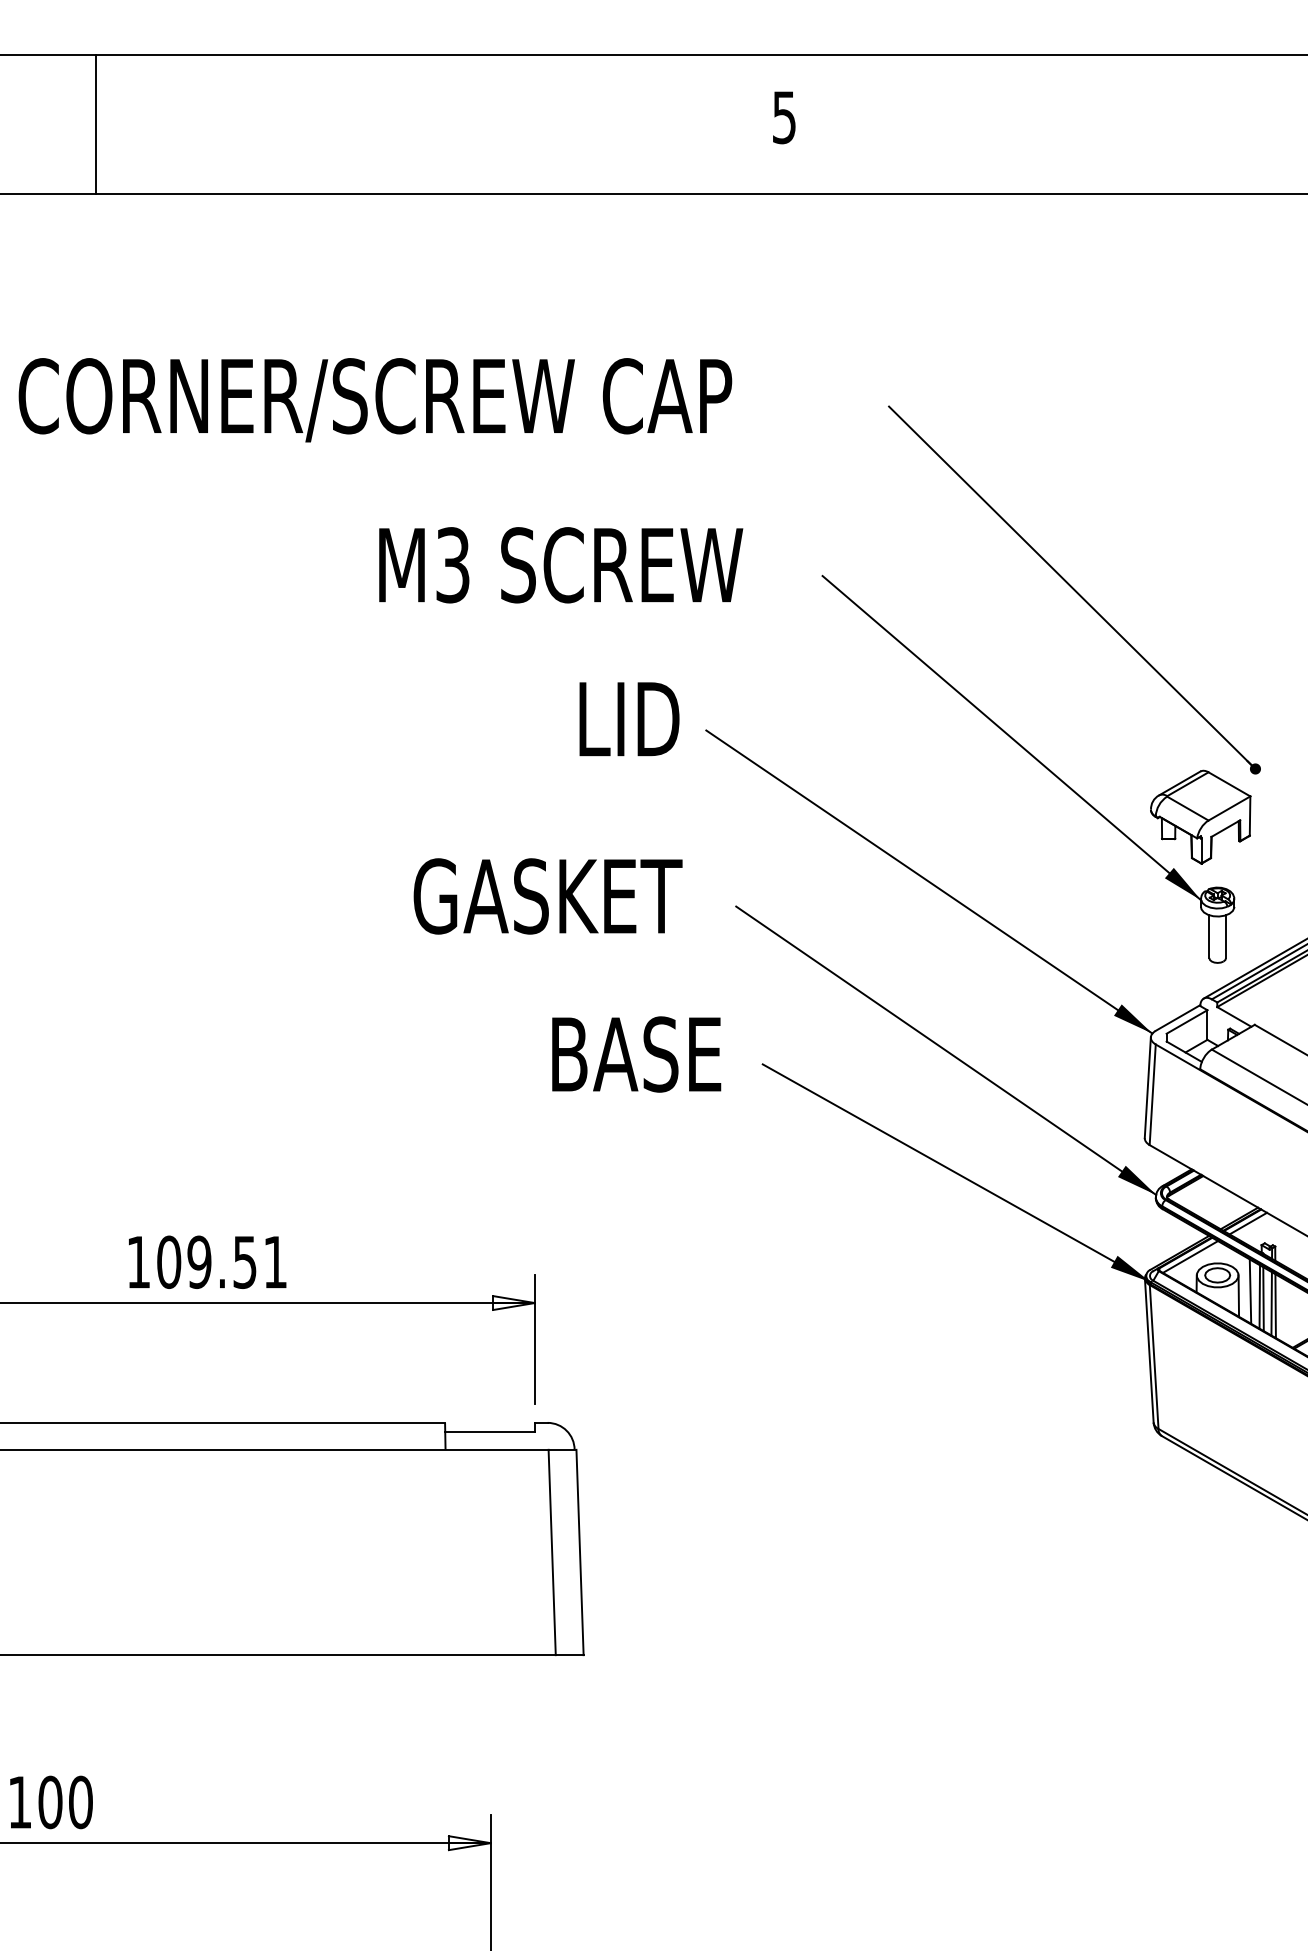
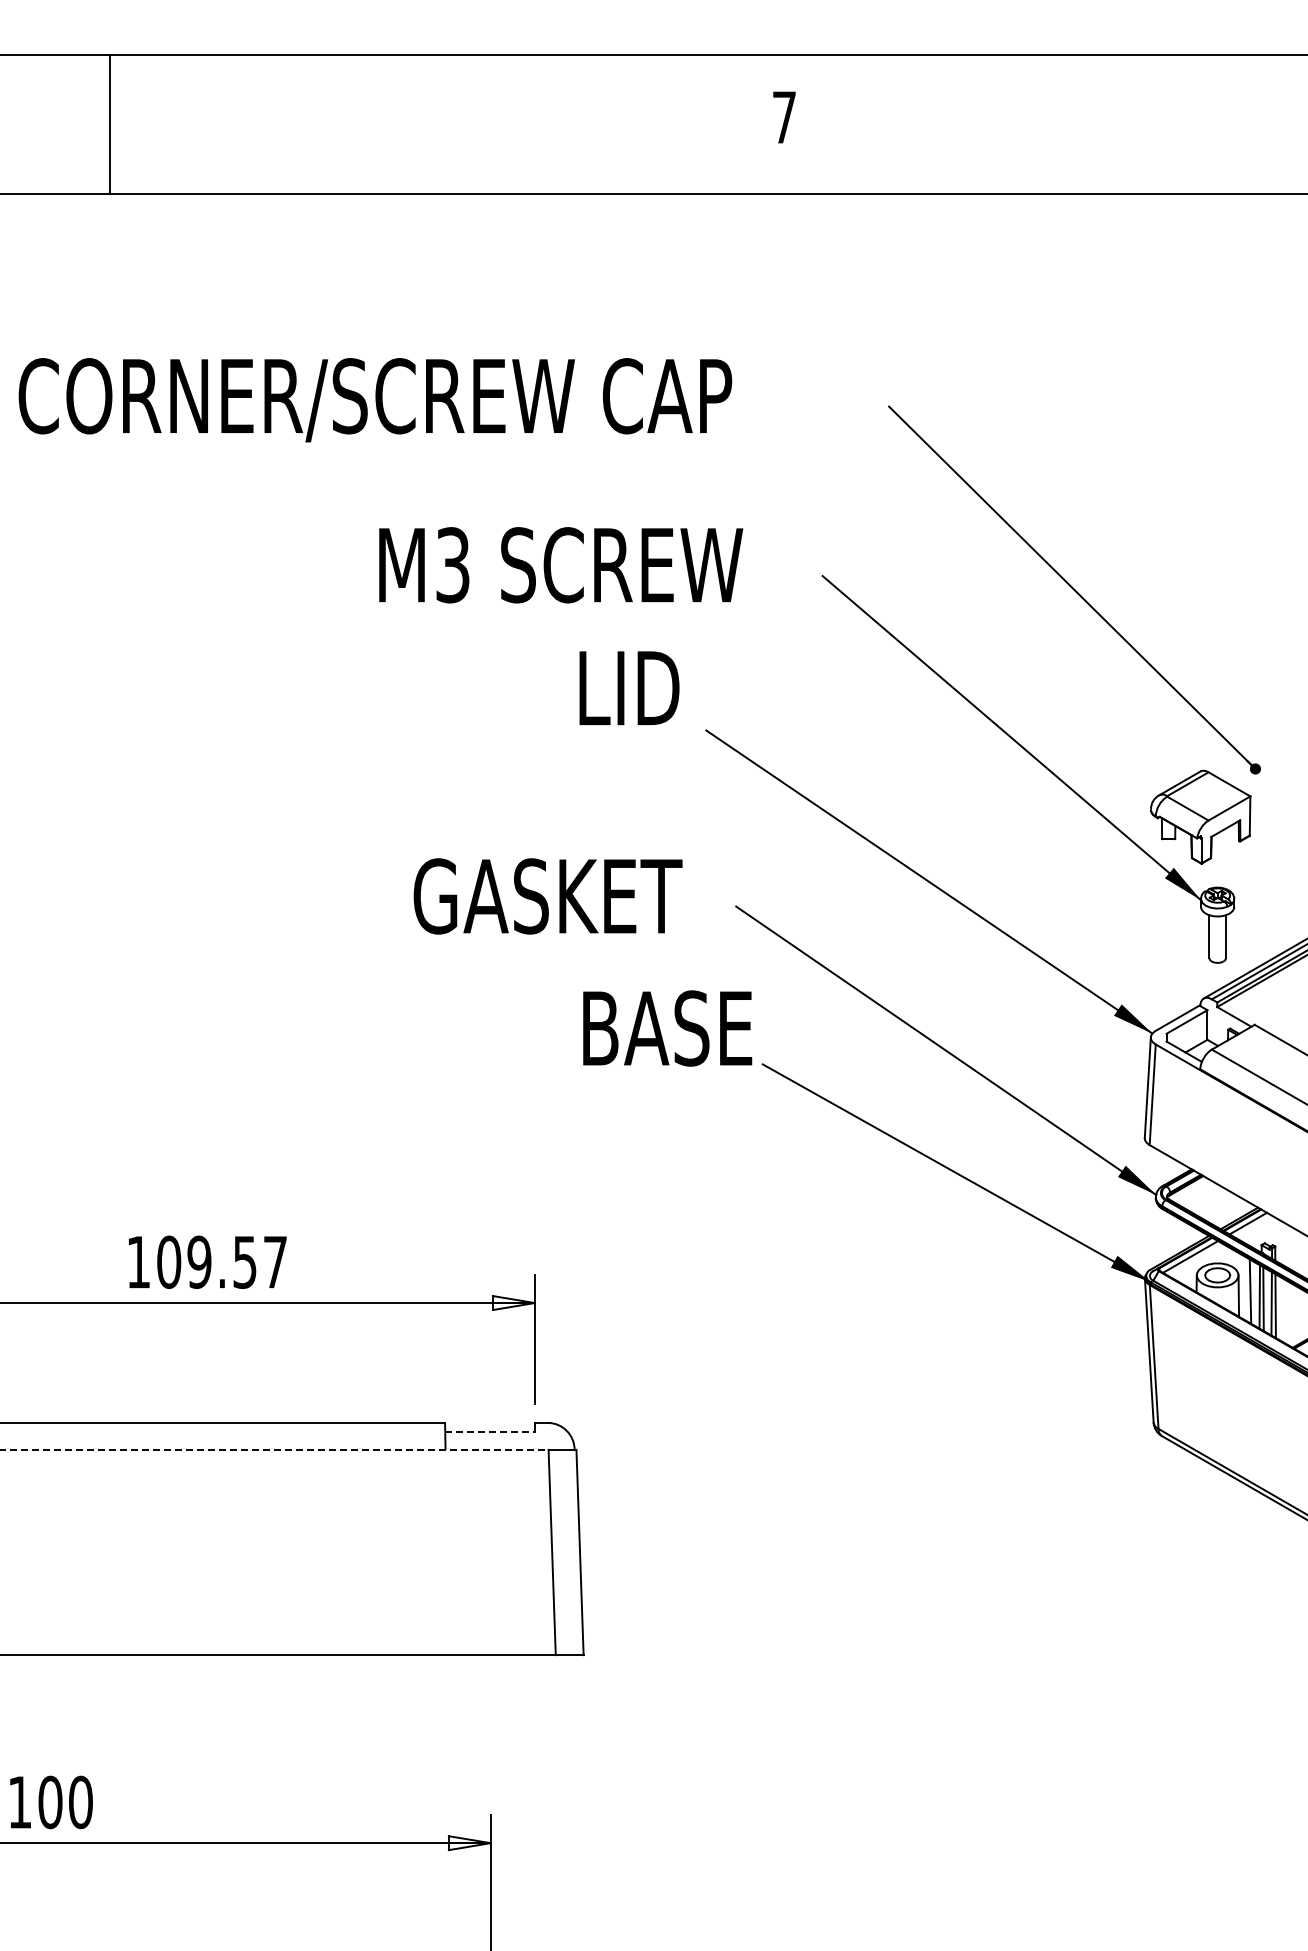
text: 5 -> 7 (784, 117)
line position: (95, 123) -> (109, 123) (109, 123)
text position: (629, 719) -> (629, 688) (629, 688)
text position: (636, 1054) -> (667, 1028) (667, 1028)
text: 109.51 -> 109.57 (275, 1262)
line: solid -> dashed (490, 1432)
line: solid -> dashed (274, 1449)
